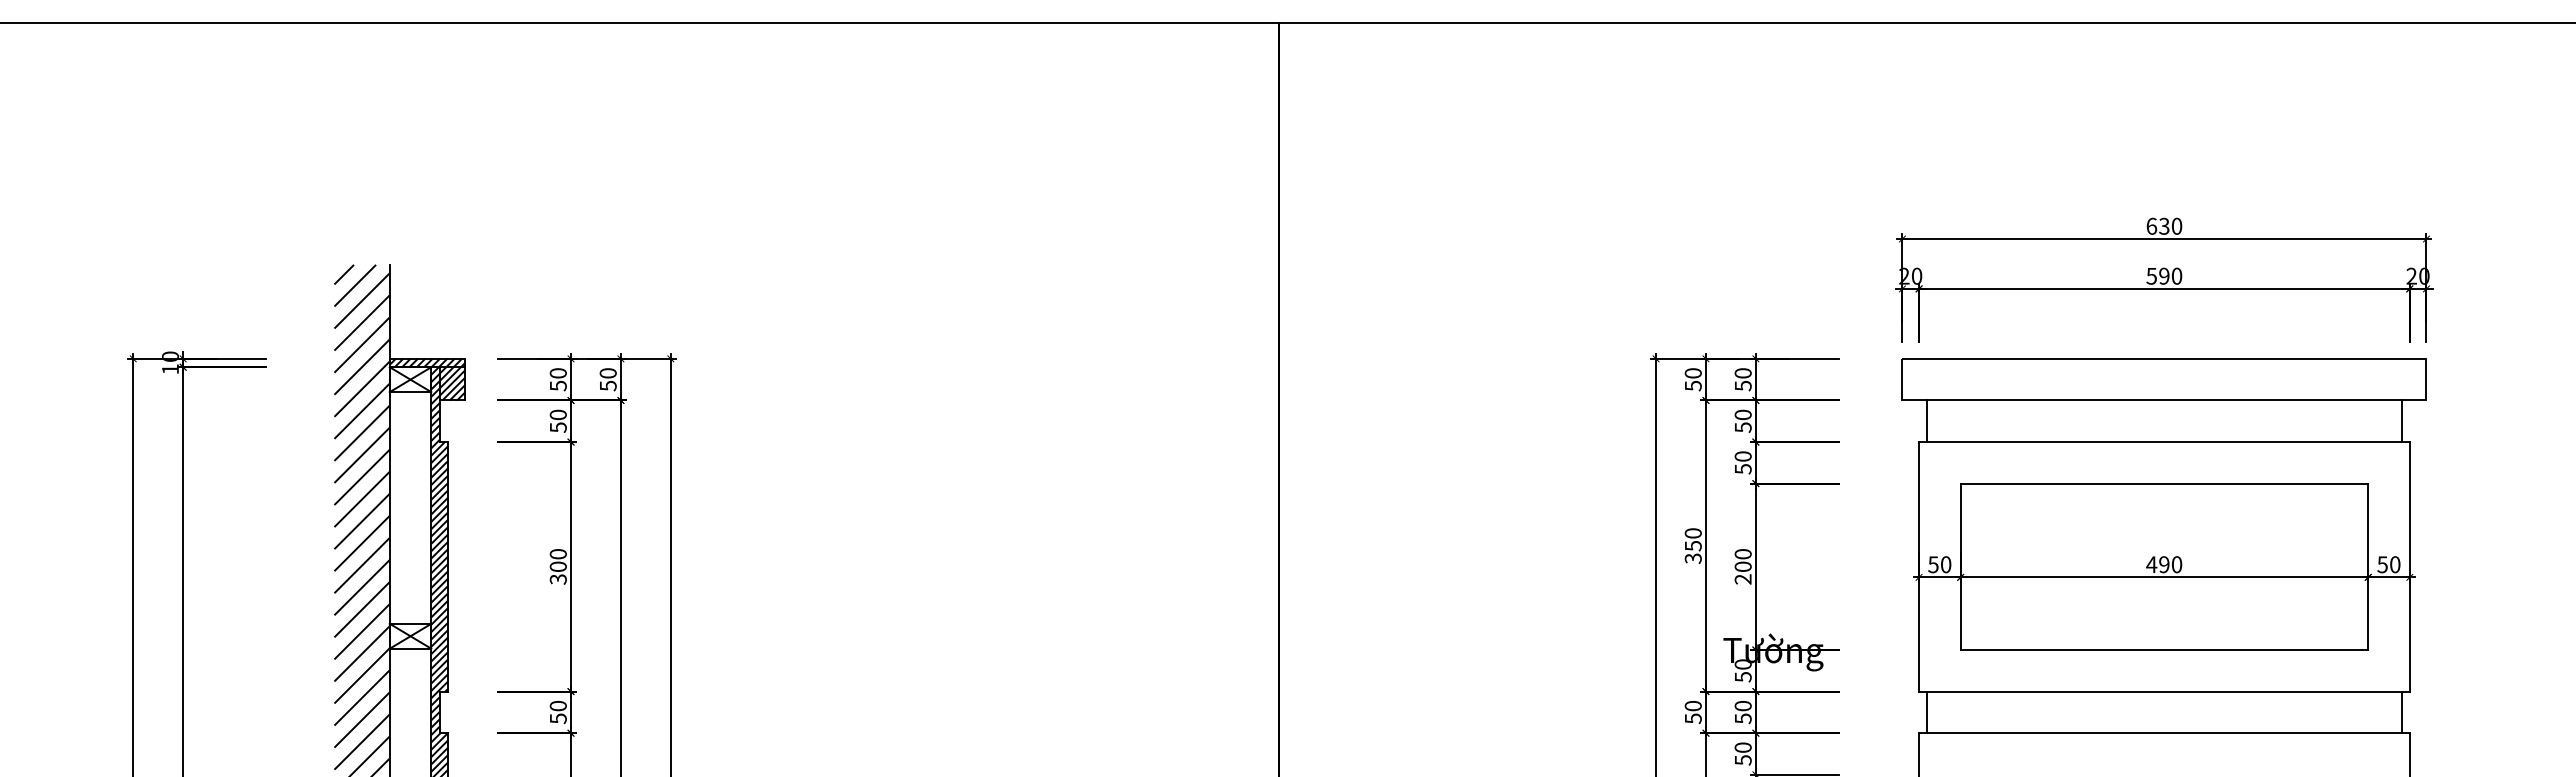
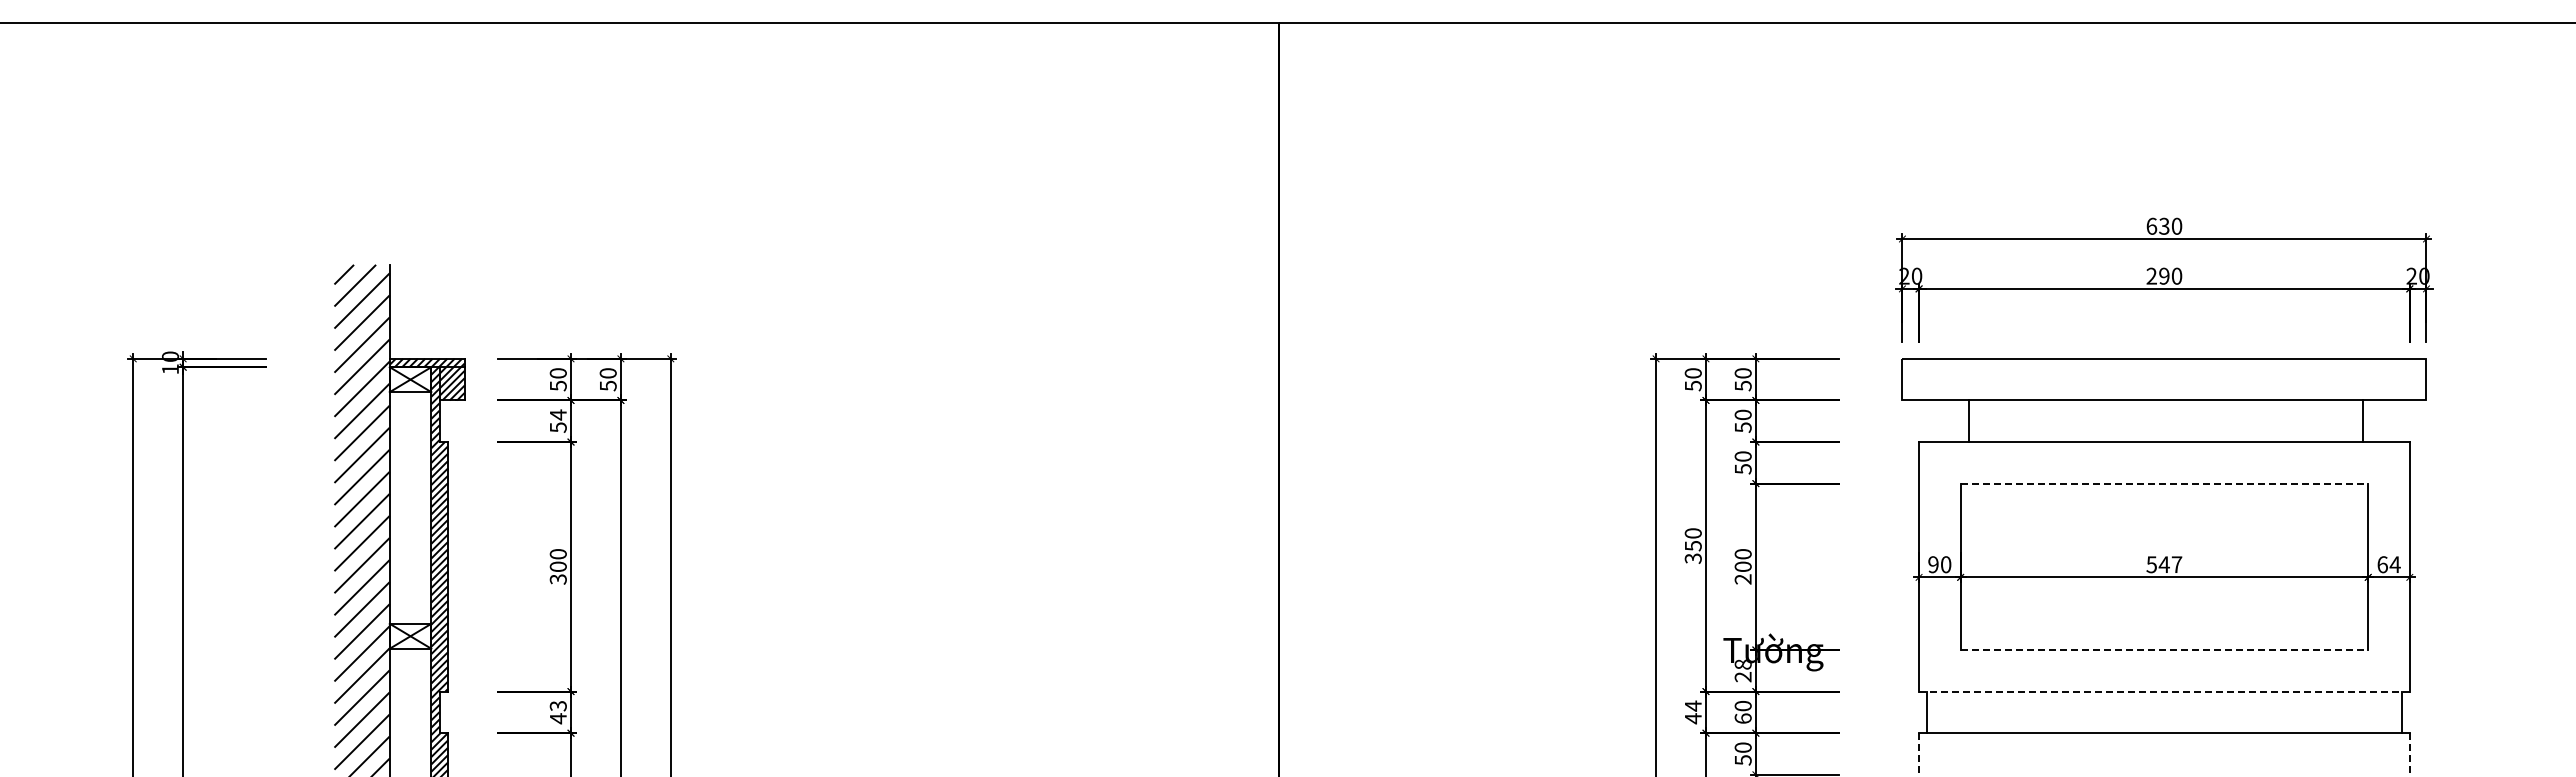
text: 590 -> 290 (2151, 275)
text: 50 -> 54 (557, 414)
line position: (1927, 421) -> (1969, 421) (1969, 421)
line position: (2401, 421) -> (2362, 421) (2362, 421)
line: solid -> dashed (2164, 483)
text: 50 -> 90 (1933, 564)
text: 490 -> 547 (2164, 564)
text: 50 -> 64 (2388, 564)
line: solid -> dashed (2164, 650)
text: 50 -> 28 (1742, 670)
line: solid -> dashed (2164, 691)
text: 50 -> 43 (557, 712)
text: 50 -> 44 (1692, 712)
text: 50 -> 60 (1742, 718)
line: solid -> dashed (1919, 755)
line: solid -> dashed (2409, 755)
